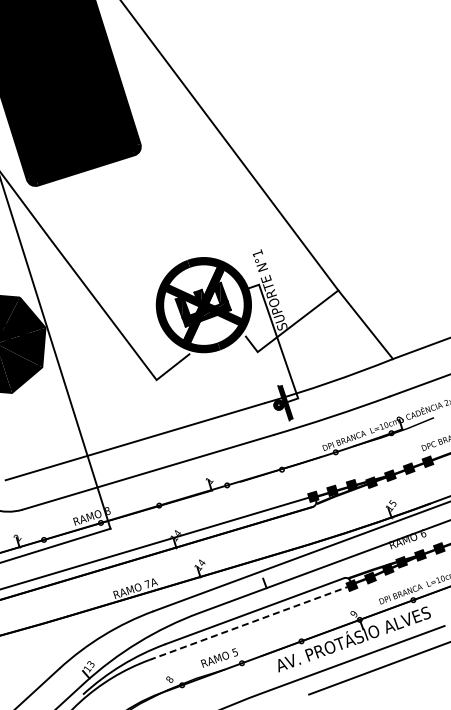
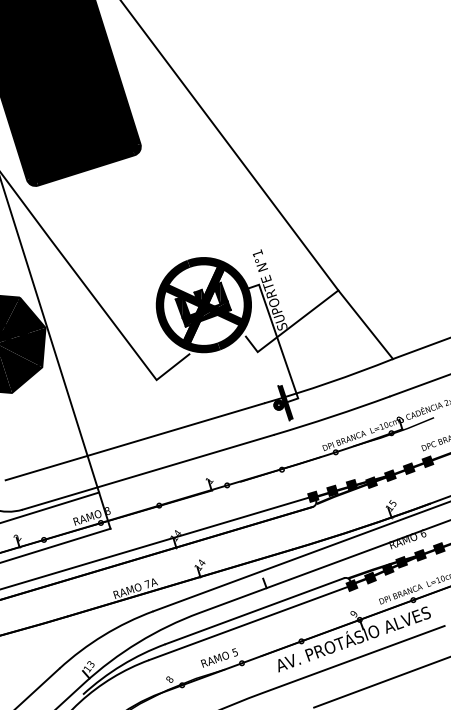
line: none -> present (50, 507)
line: dashed -> solid (248, 623)
line position: (378, 668) -> (381, 681) (381, 681)
